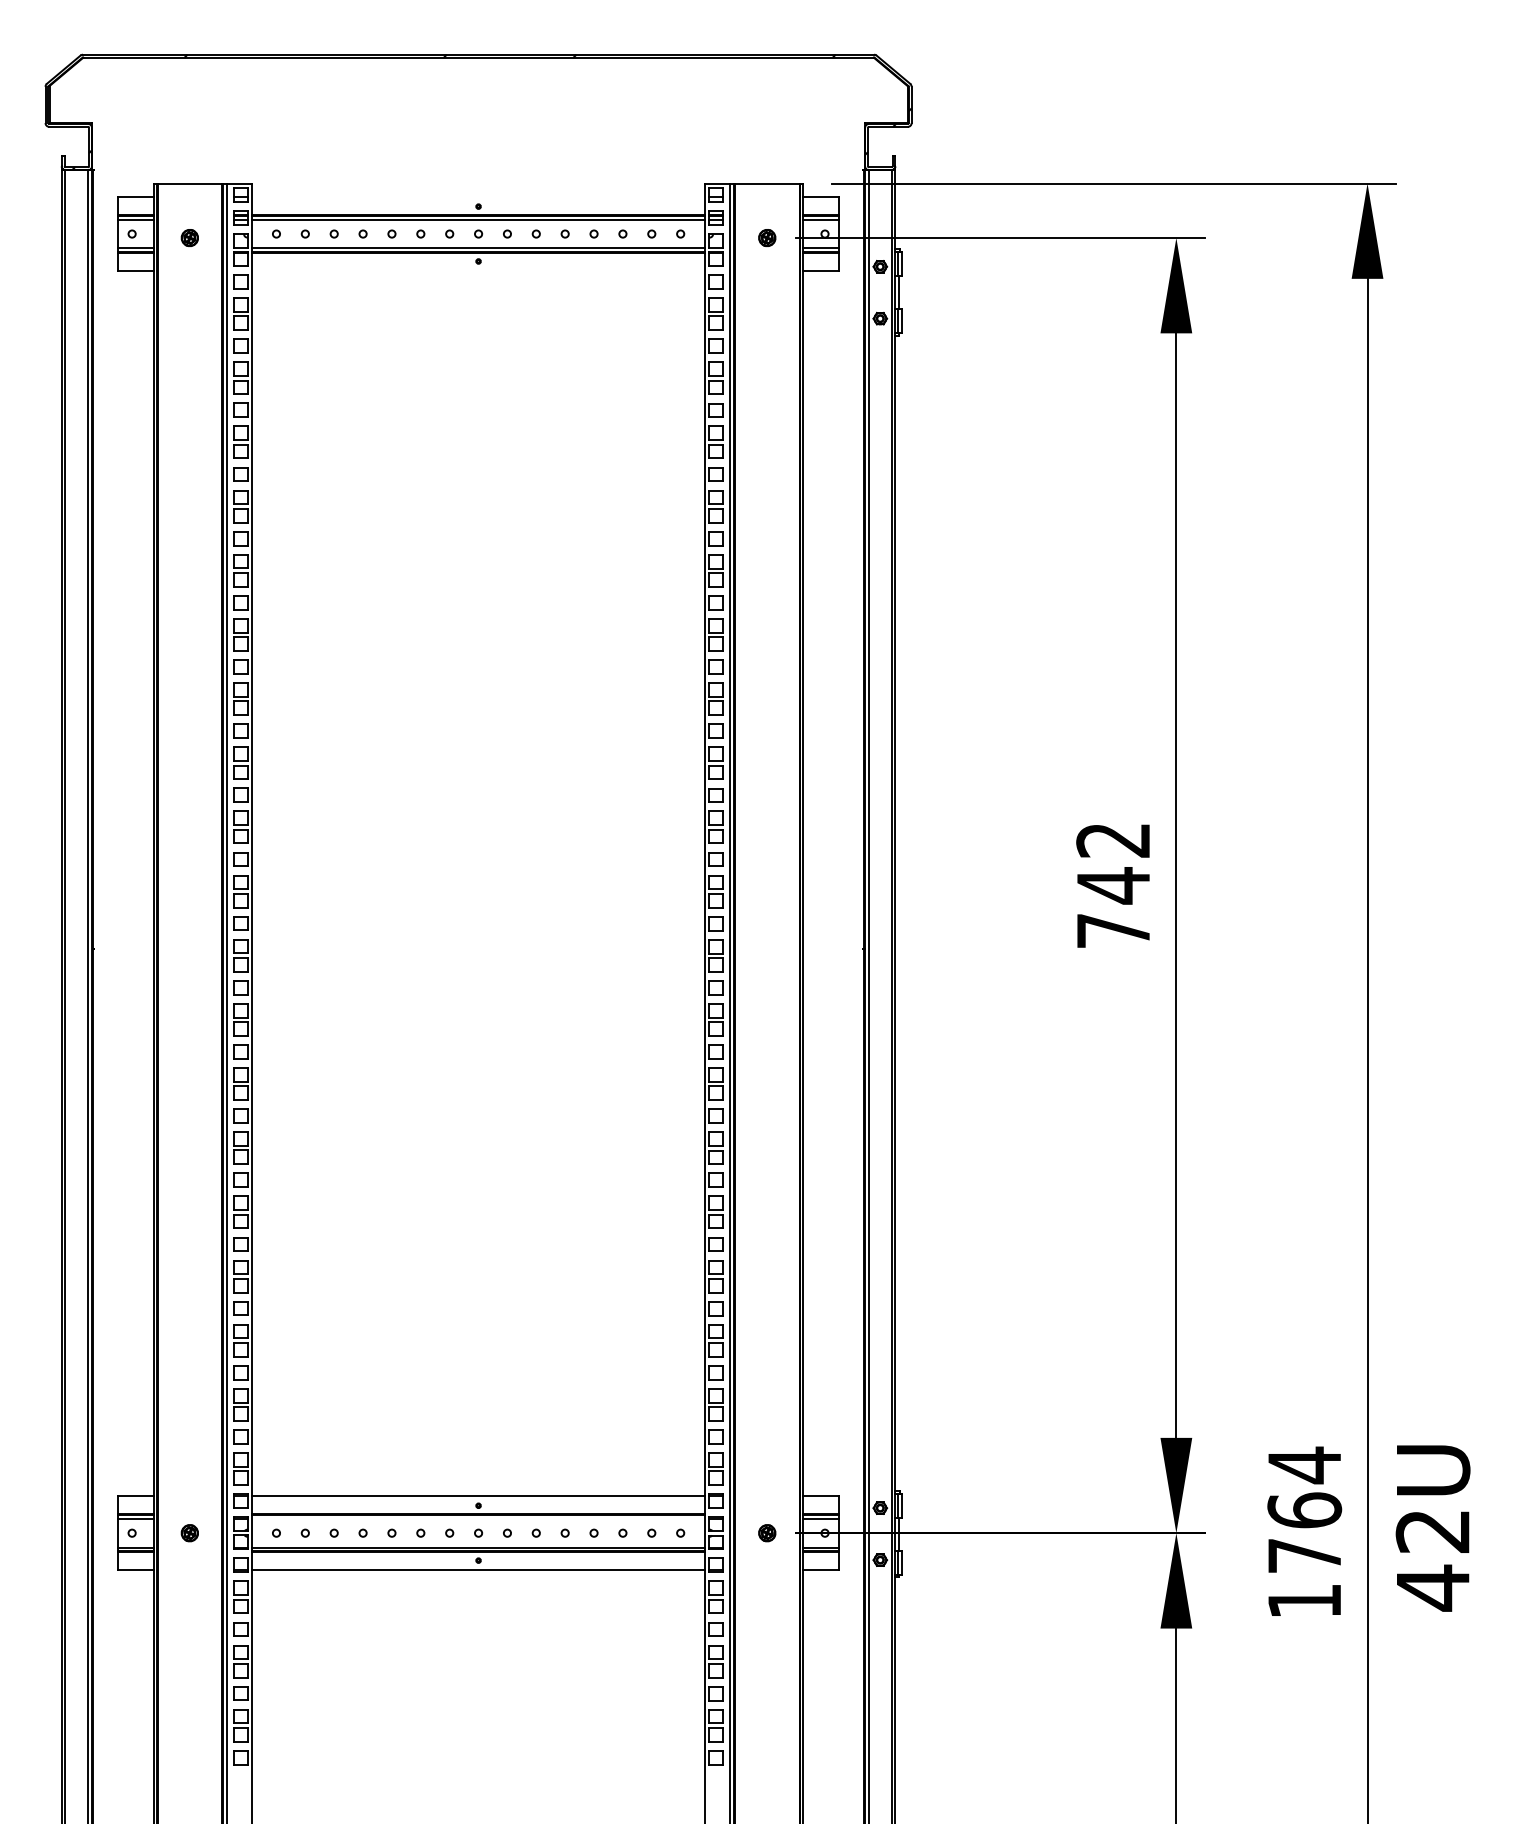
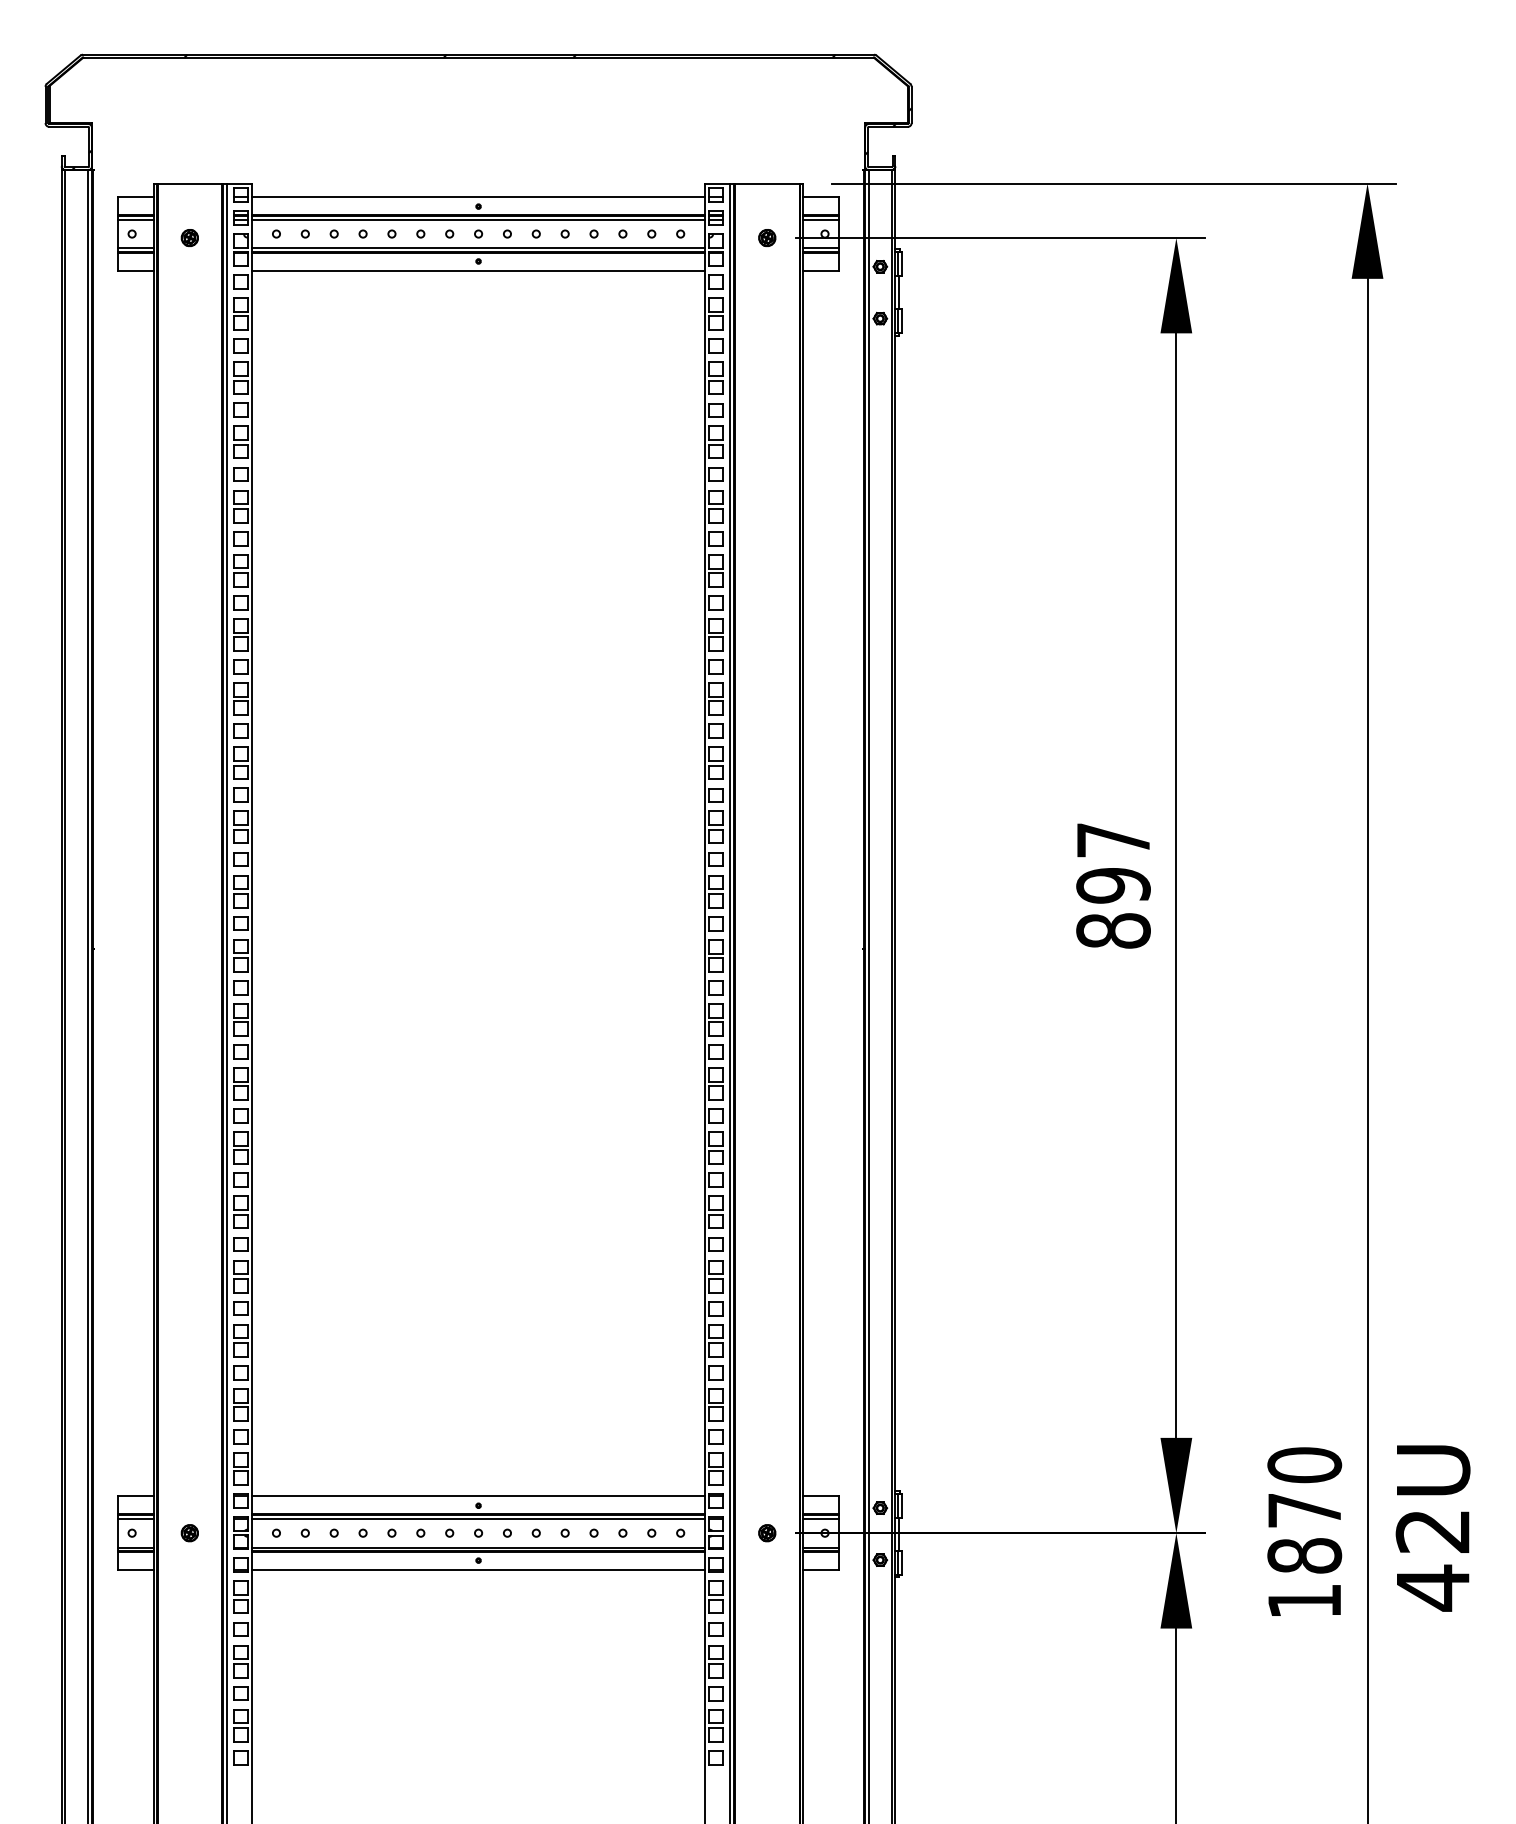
line: none -> present (478, 197)
line: none -> present (478, 270)
text: 742 -> 897 (1113, 885)
text: 1764 -> 1870 (1304, 1509)
line: none -> present (478, 1518)
